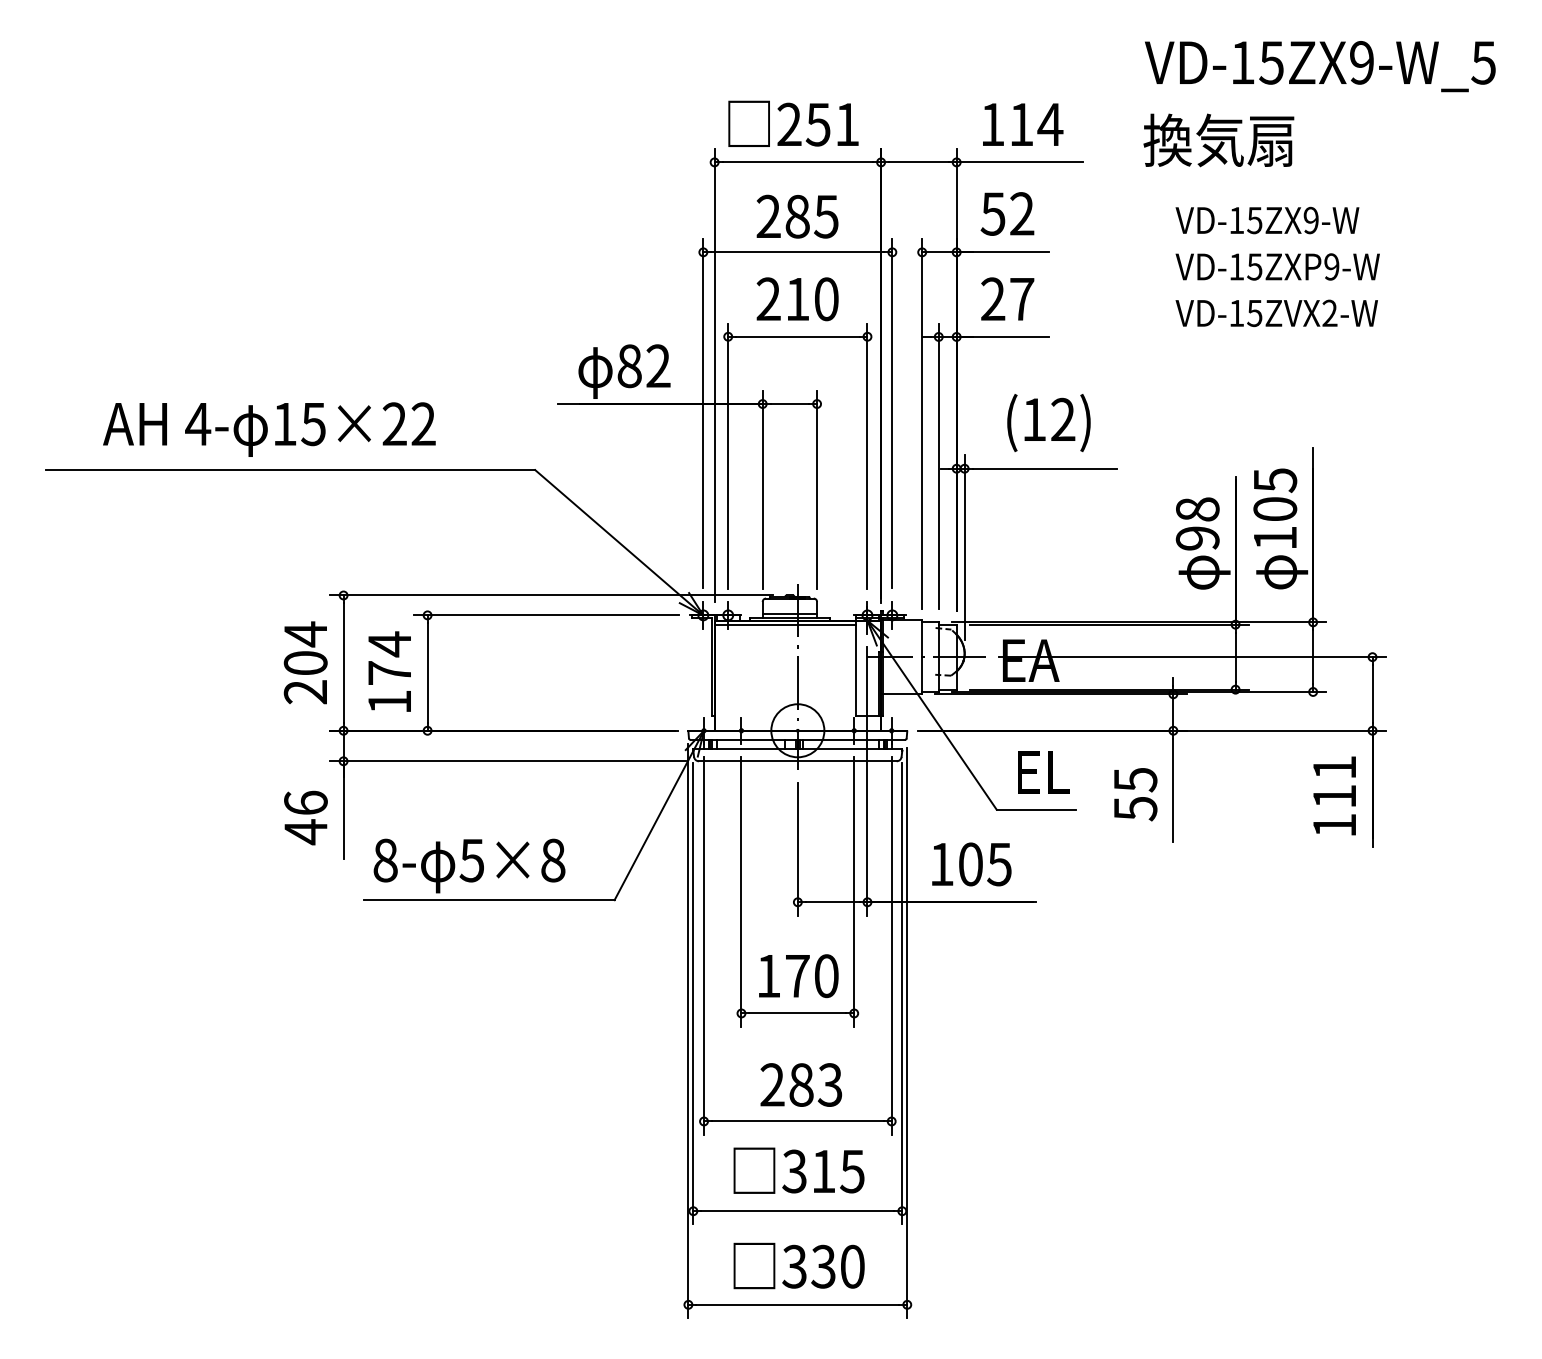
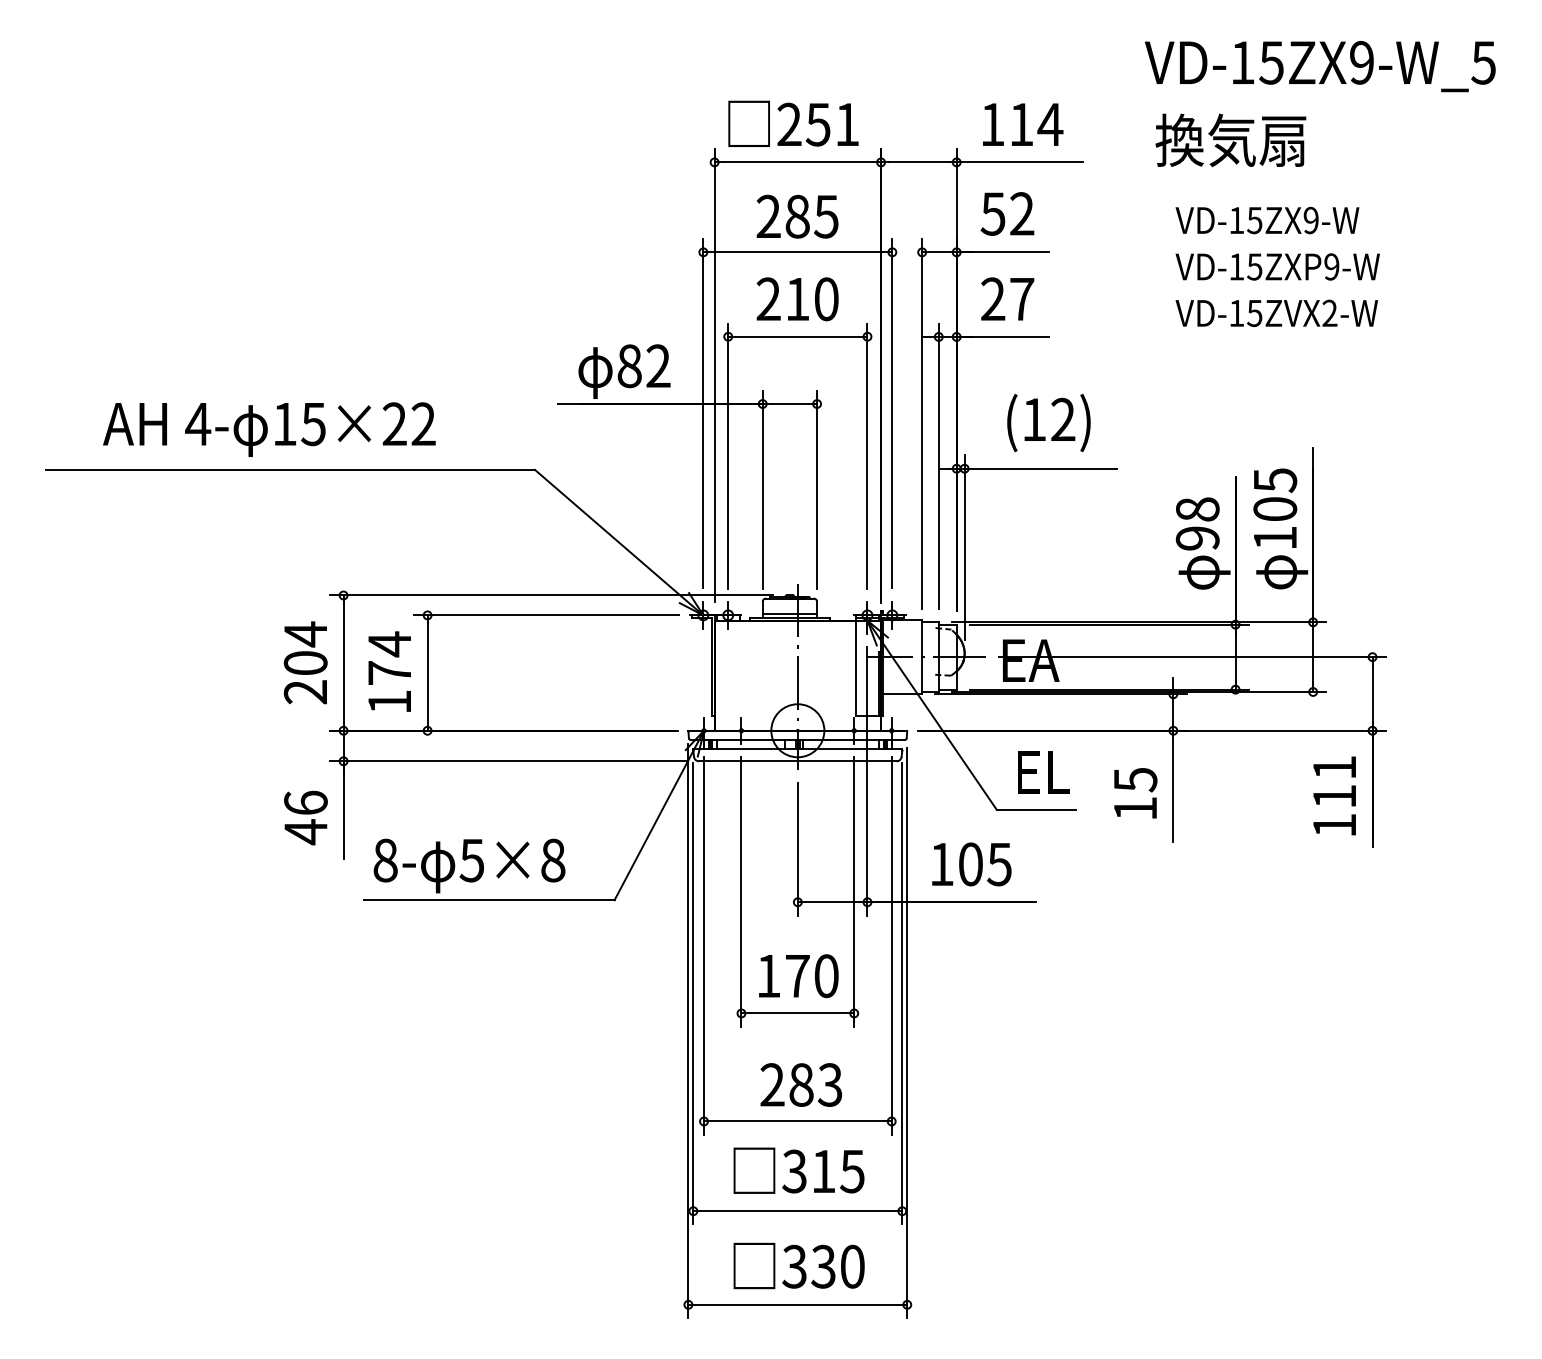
text position: (1218, 140) -> (1230, 140) (1230, 140)
line: present -> none (784, 625)
text: 55 -> 15 (1135, 809)
